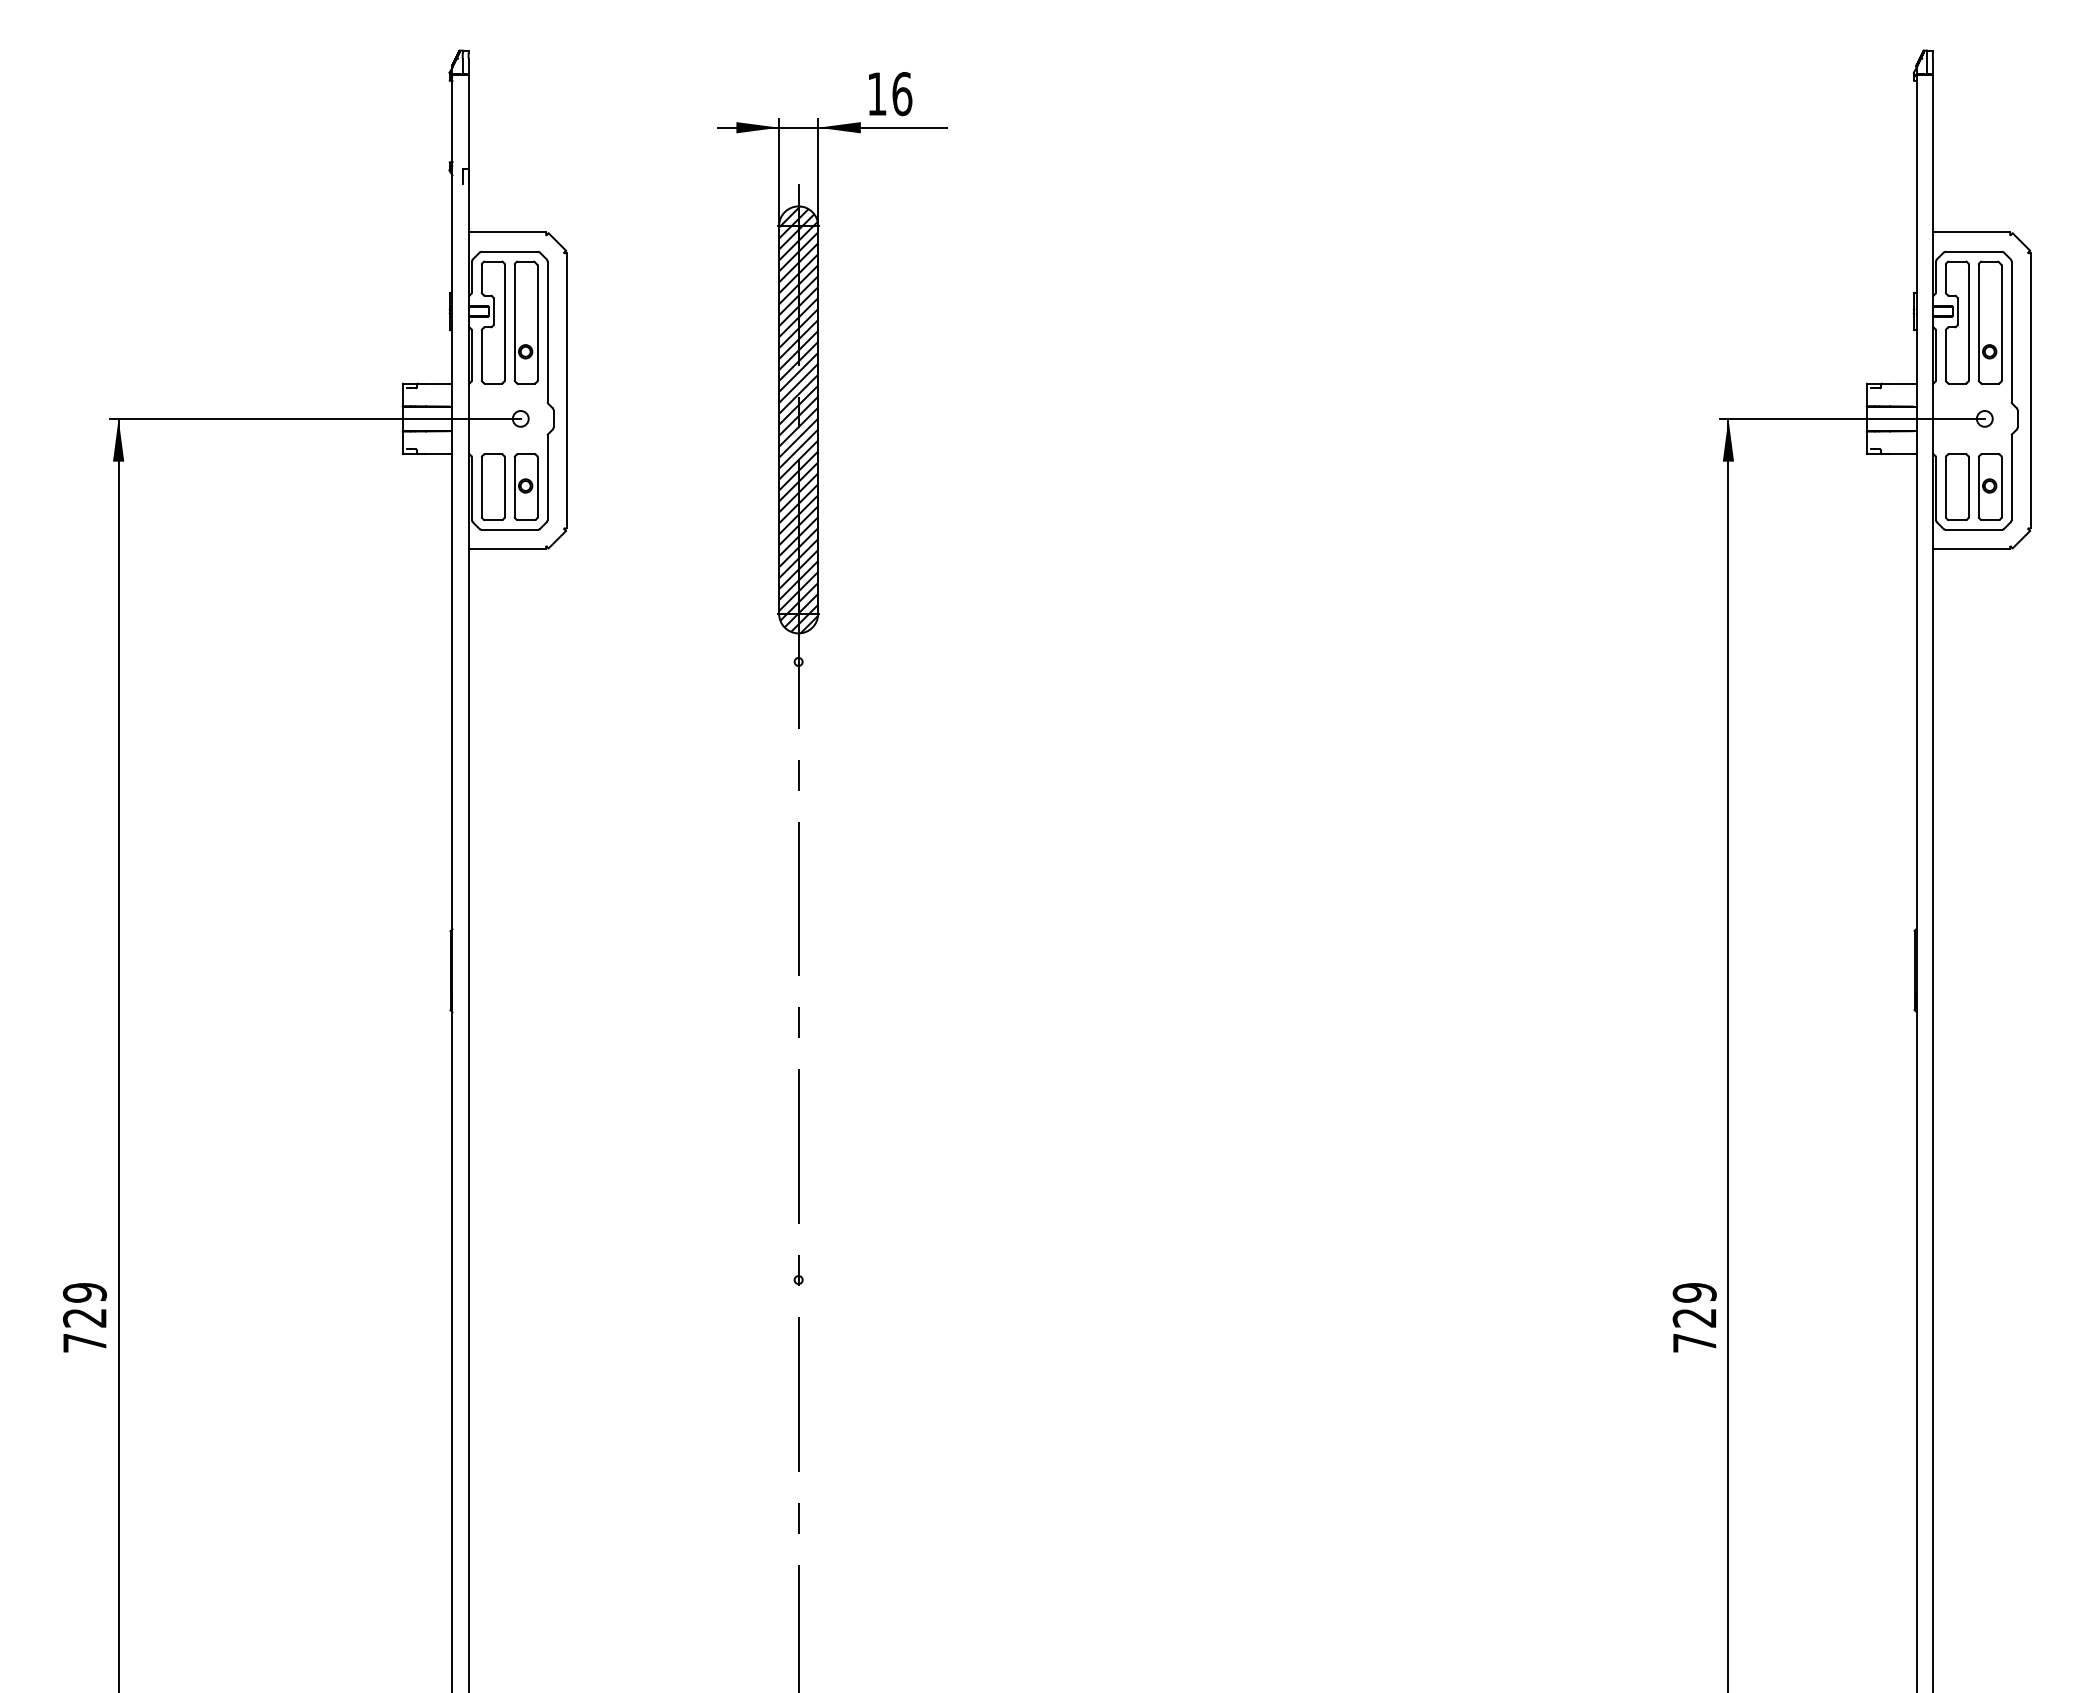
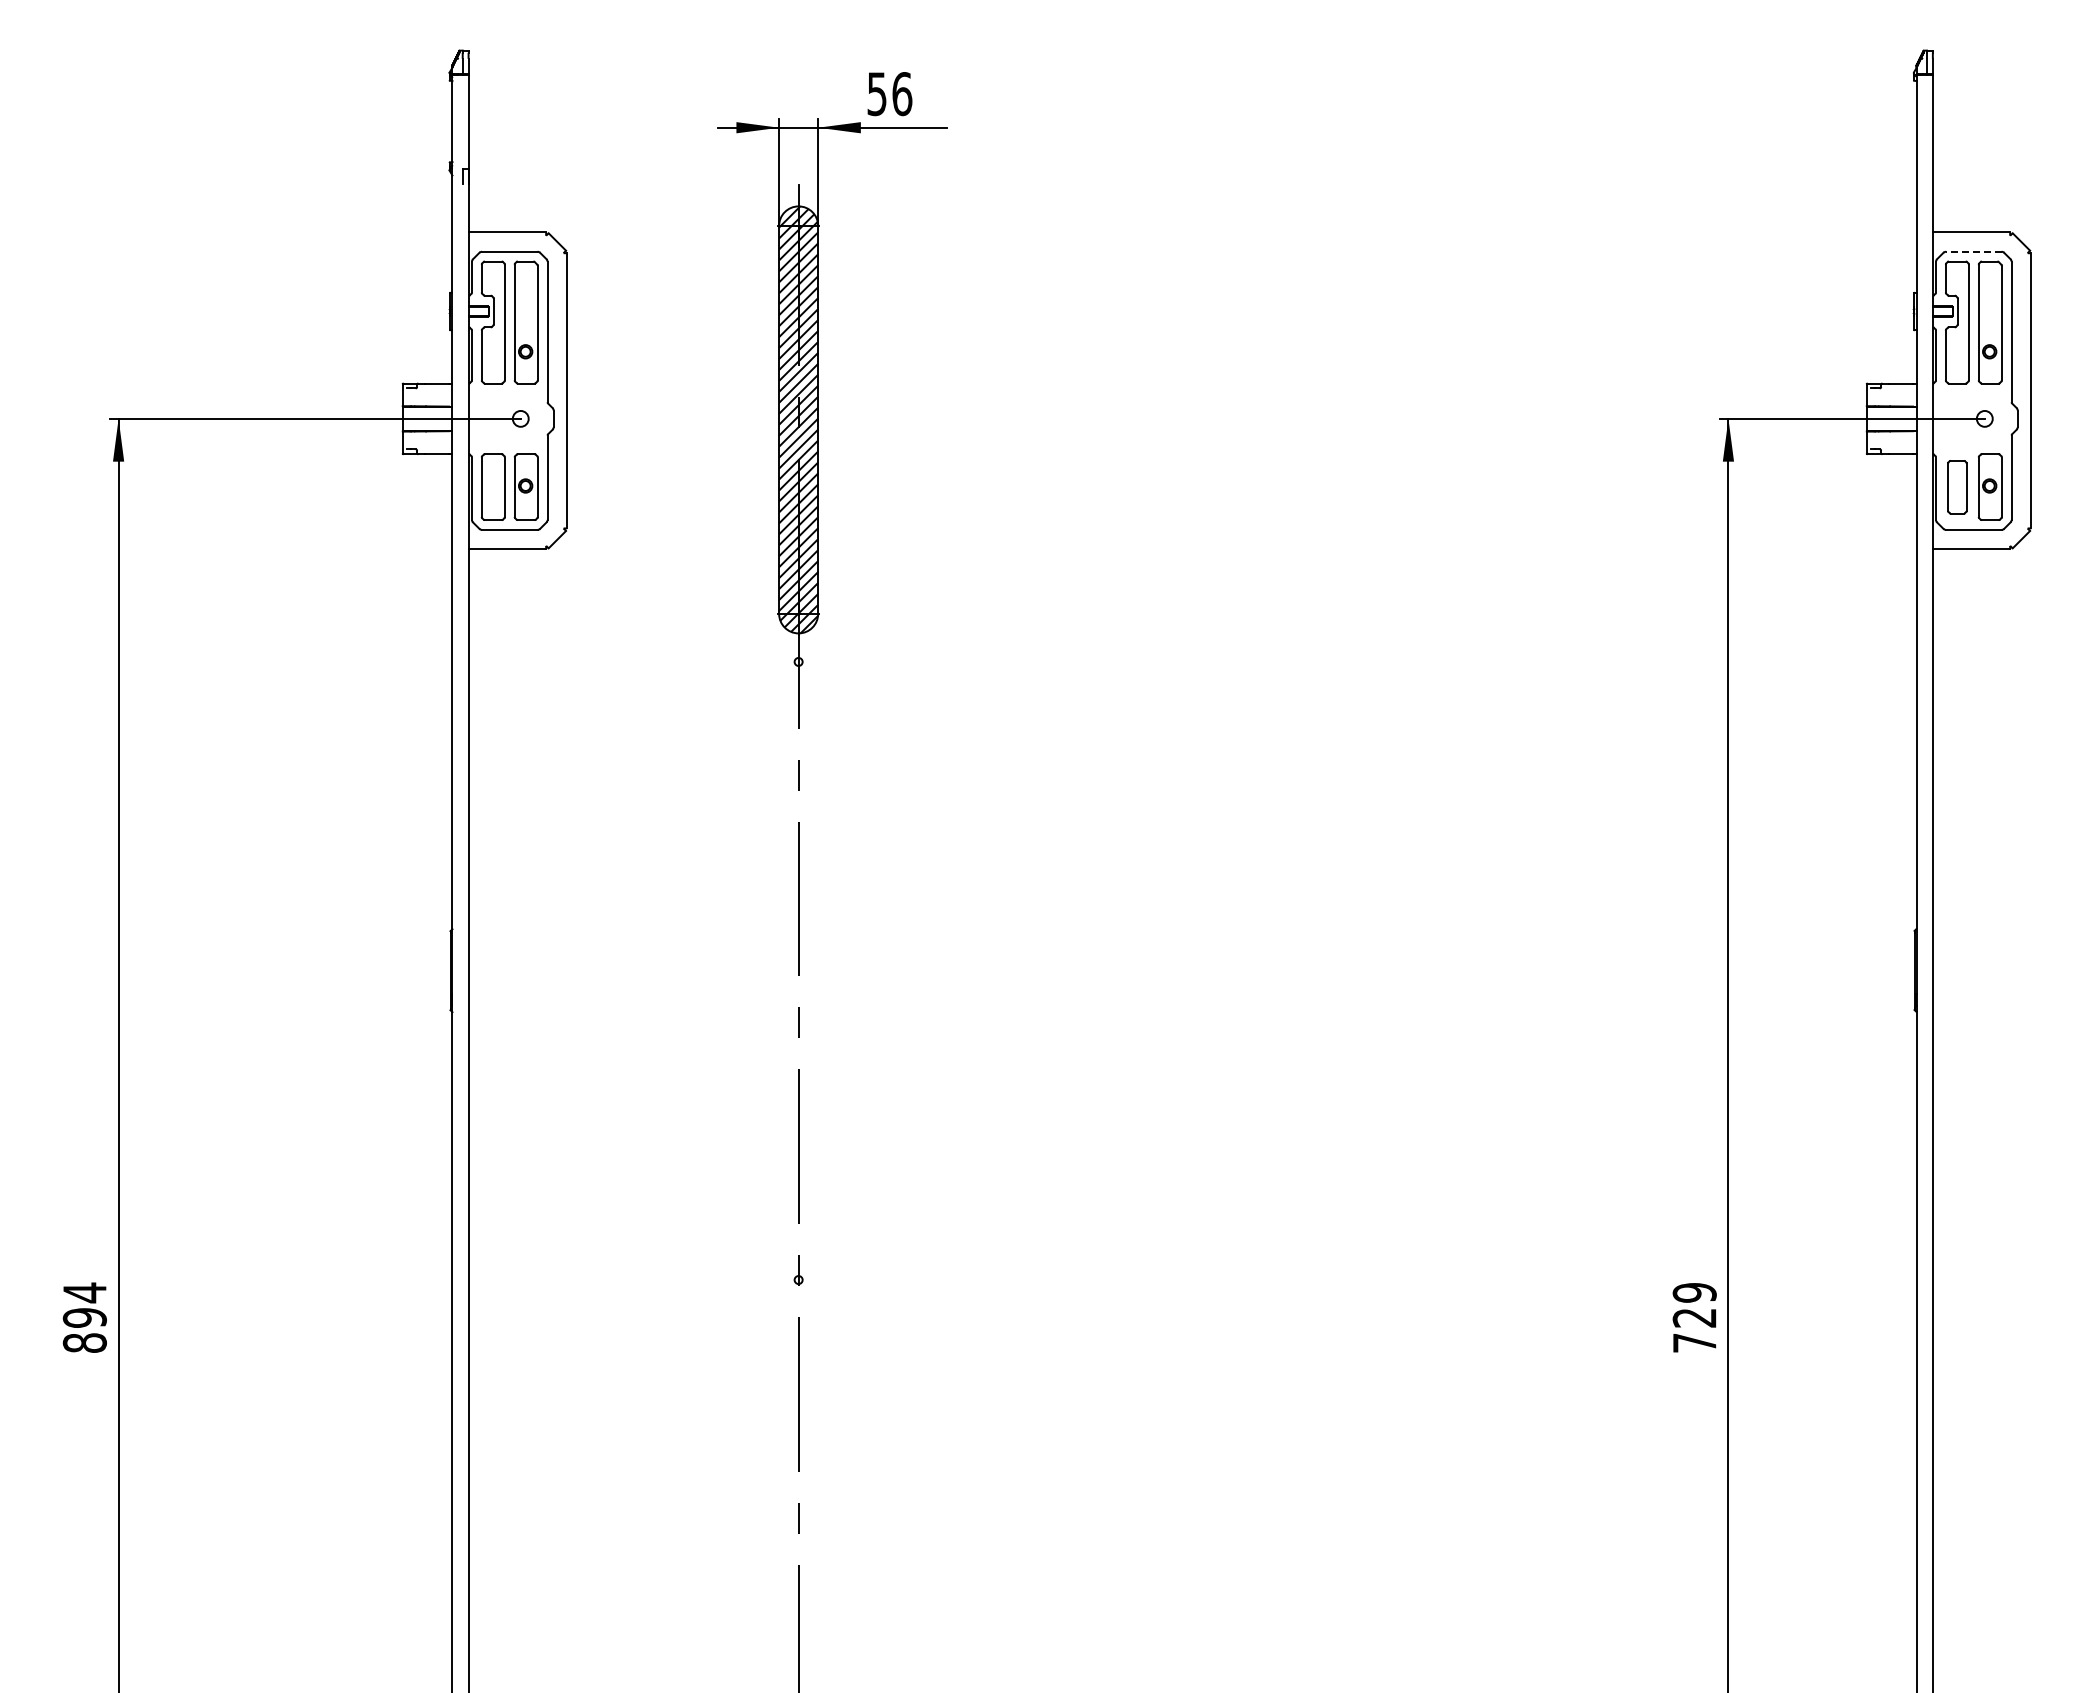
text: 16 -> 56 (876, 94)
line: solid -> dashed (1973, 251)
part size: 25x68 px -> 21x55 px (1957, 487)
text: 729 -> 894 (84, 1317)
